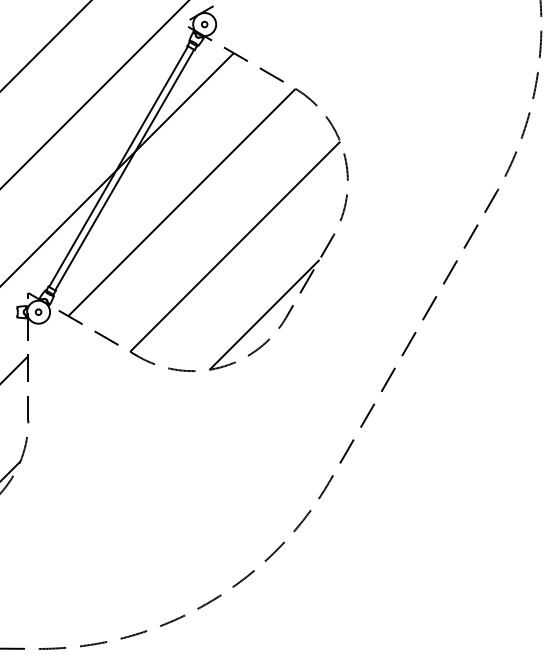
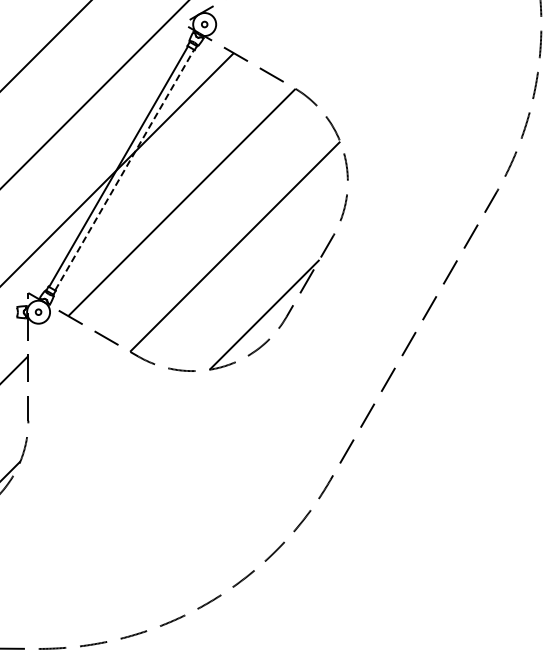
line: solid -> dashed (124, 170)
